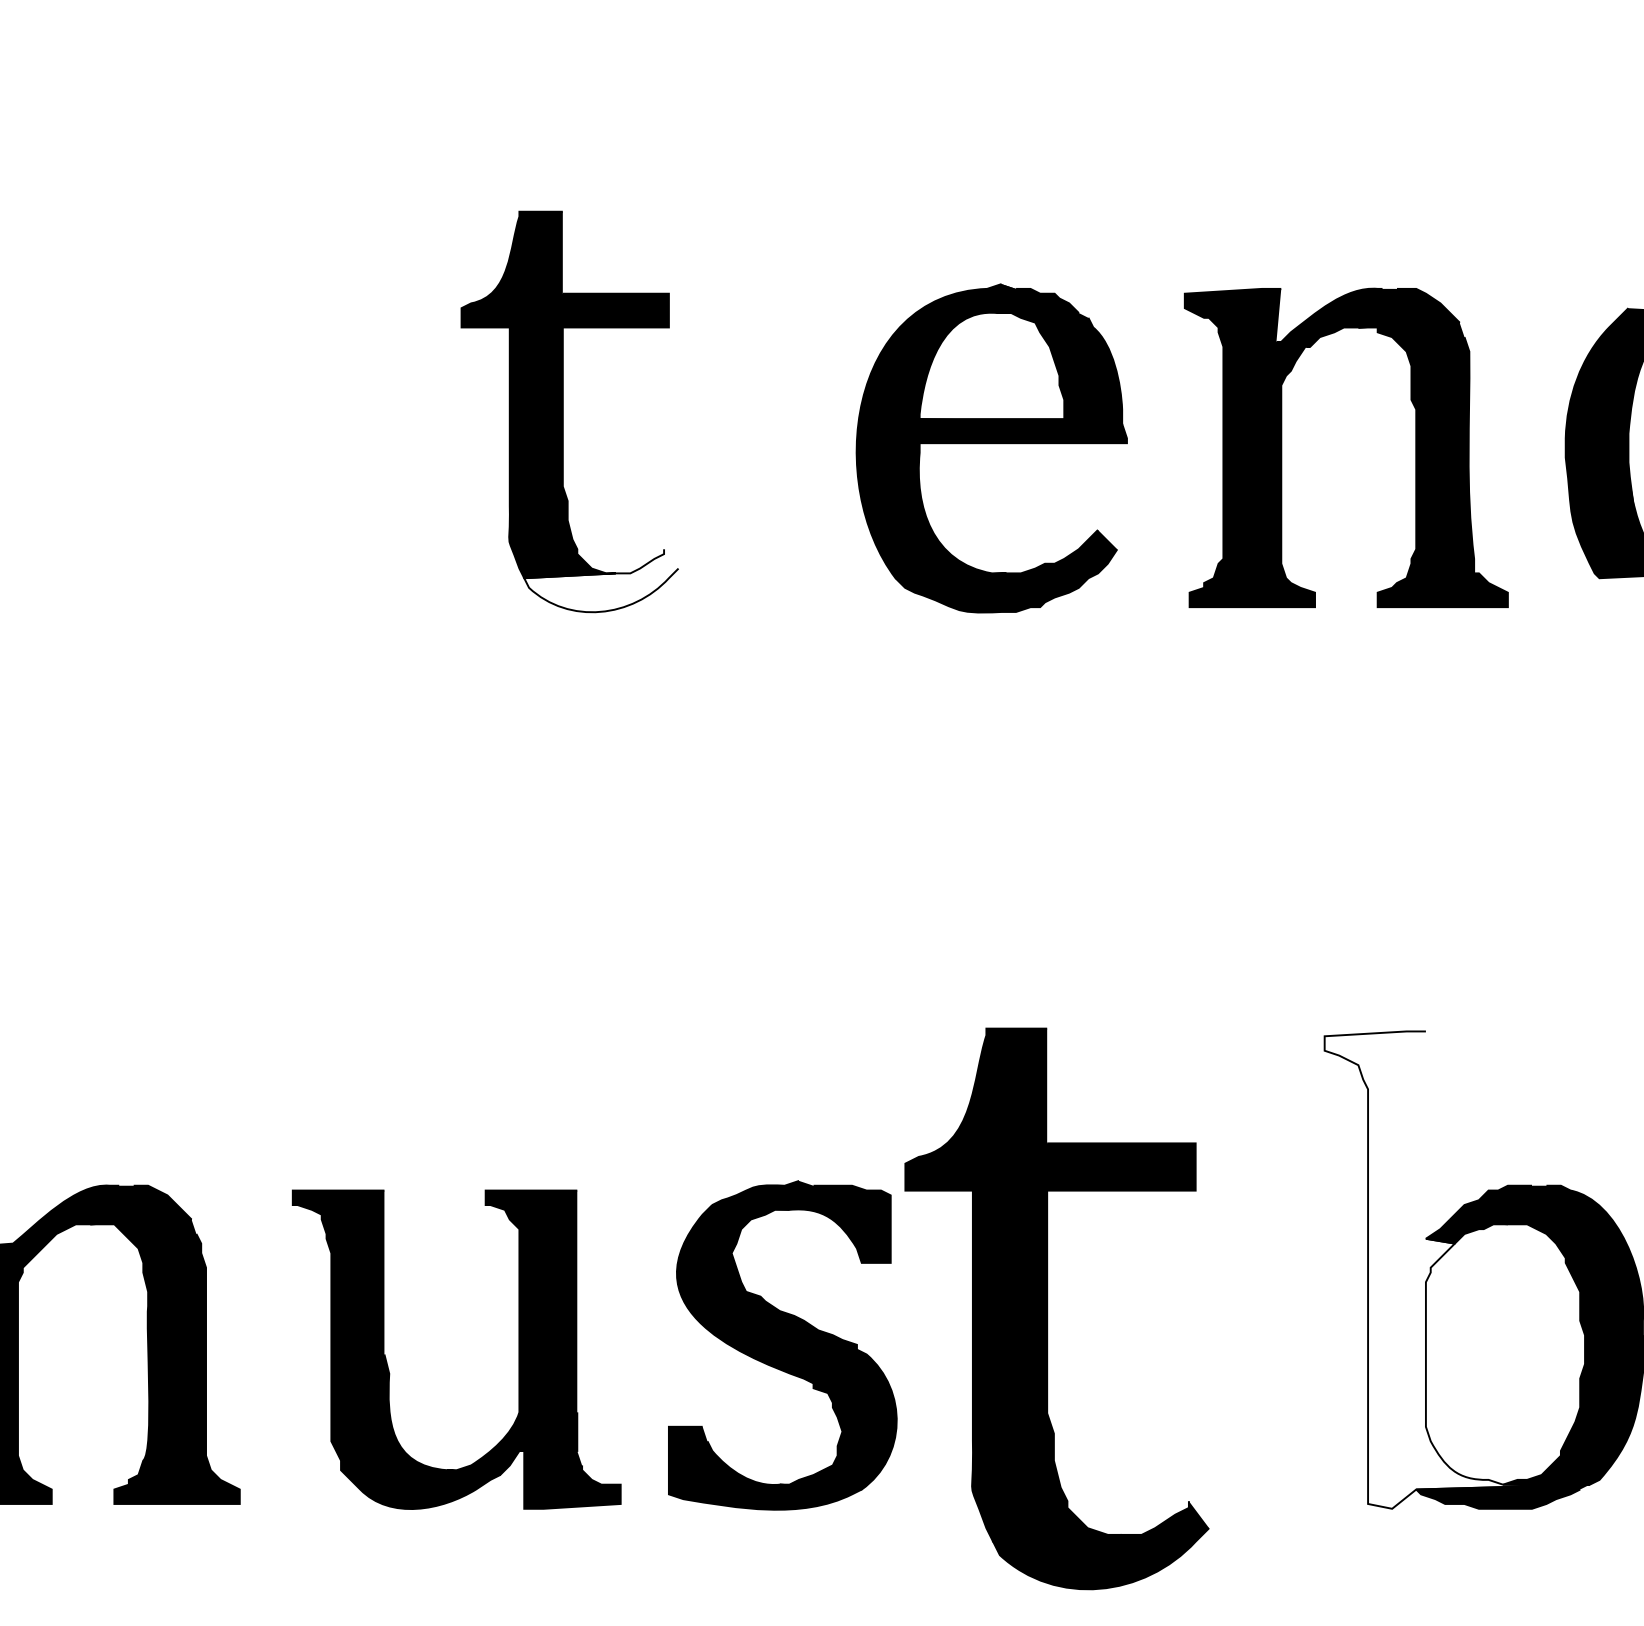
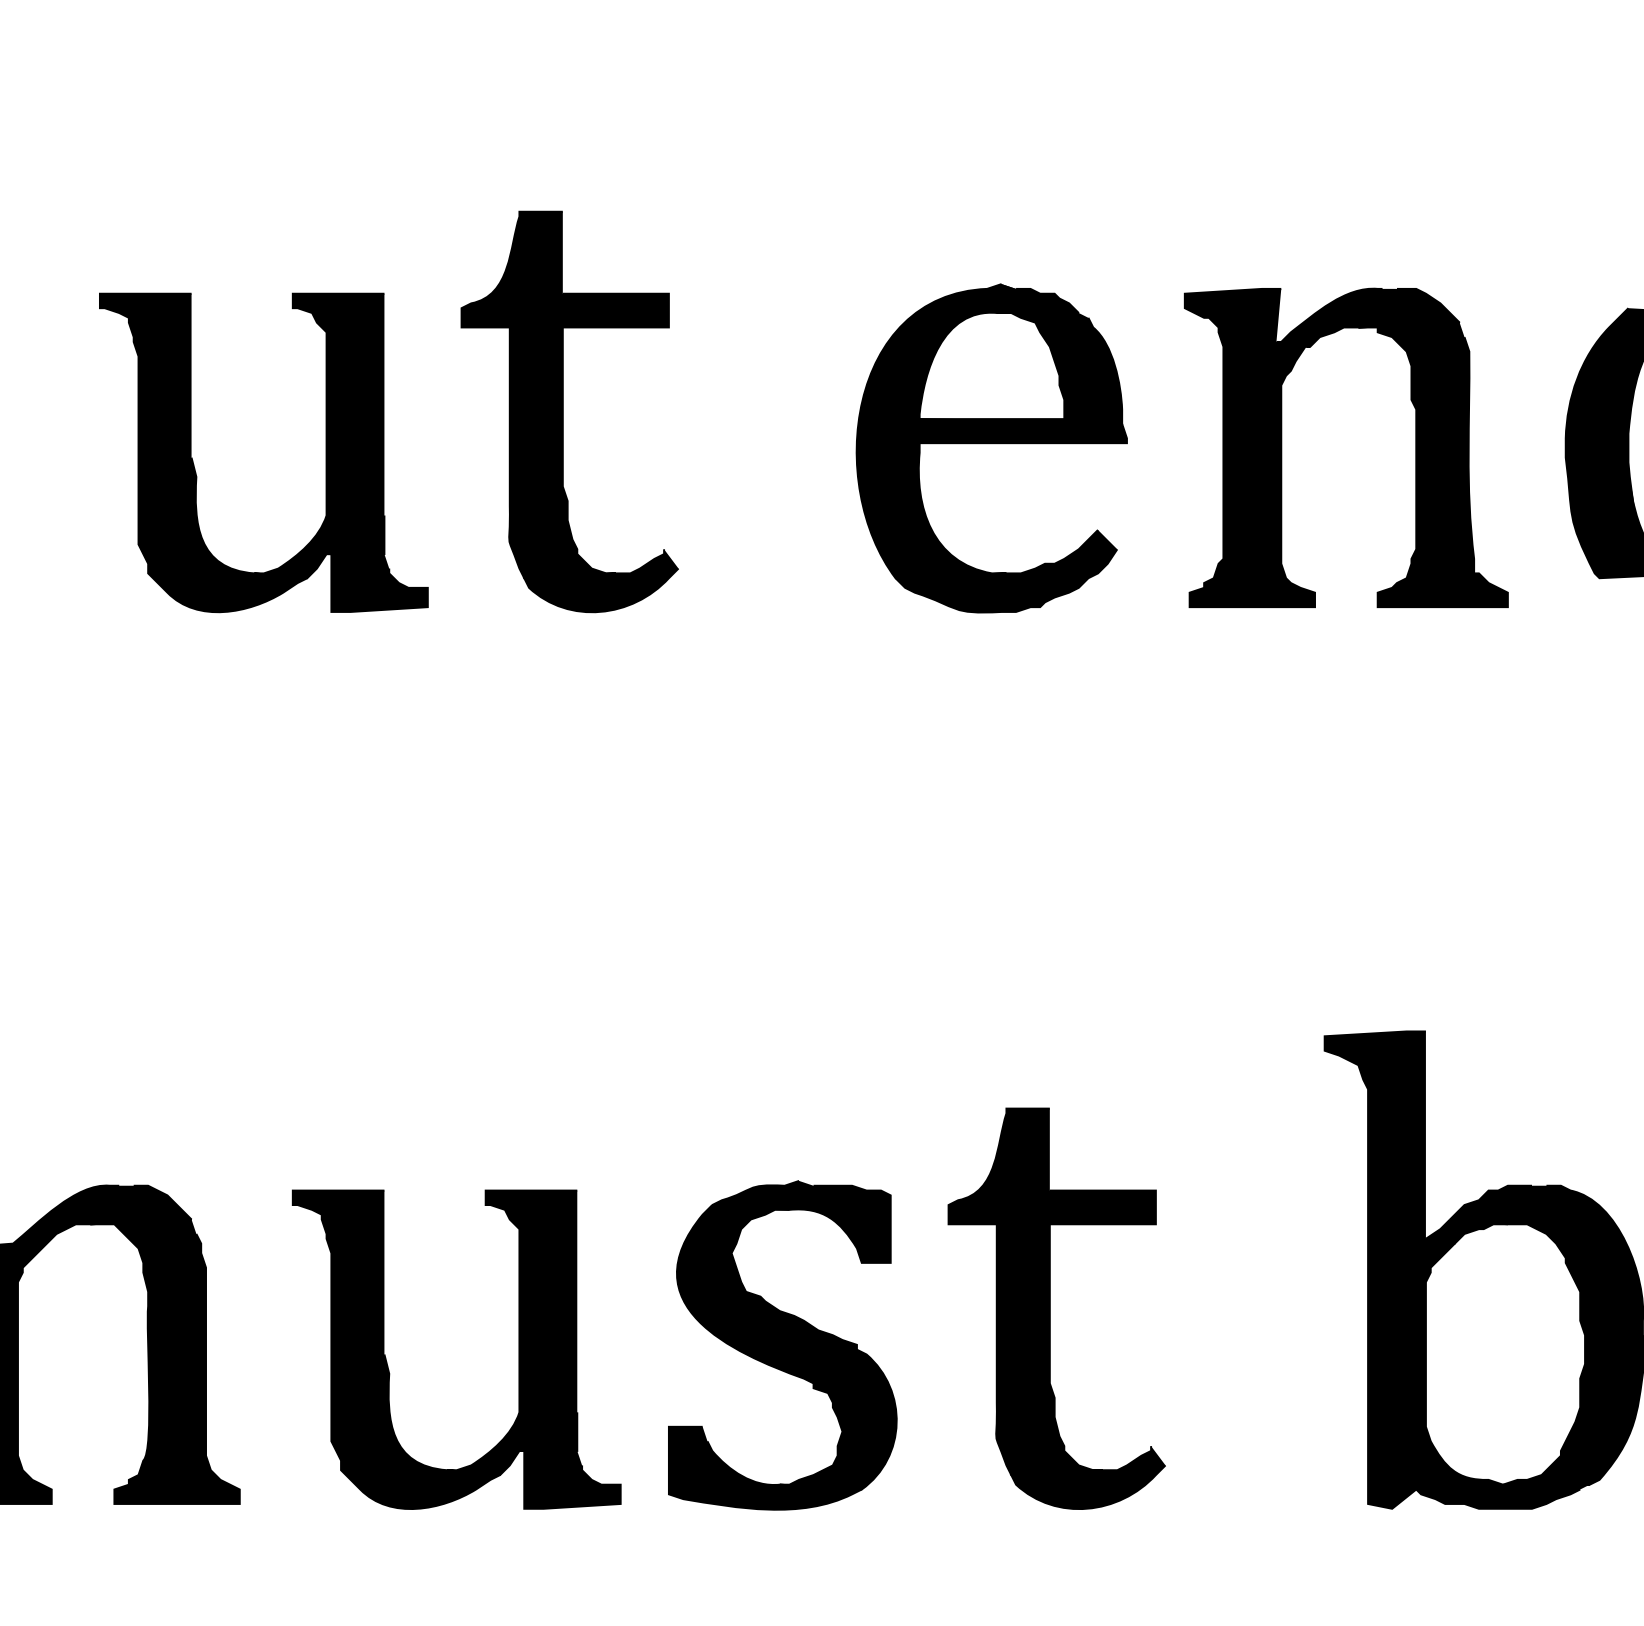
part: none -> present (325, 452)
fill: none -> present (601, 580)
fill: none -> present (1456, 1269)
part size: 306x564 px -> 219x403 px (1056, 1308)
